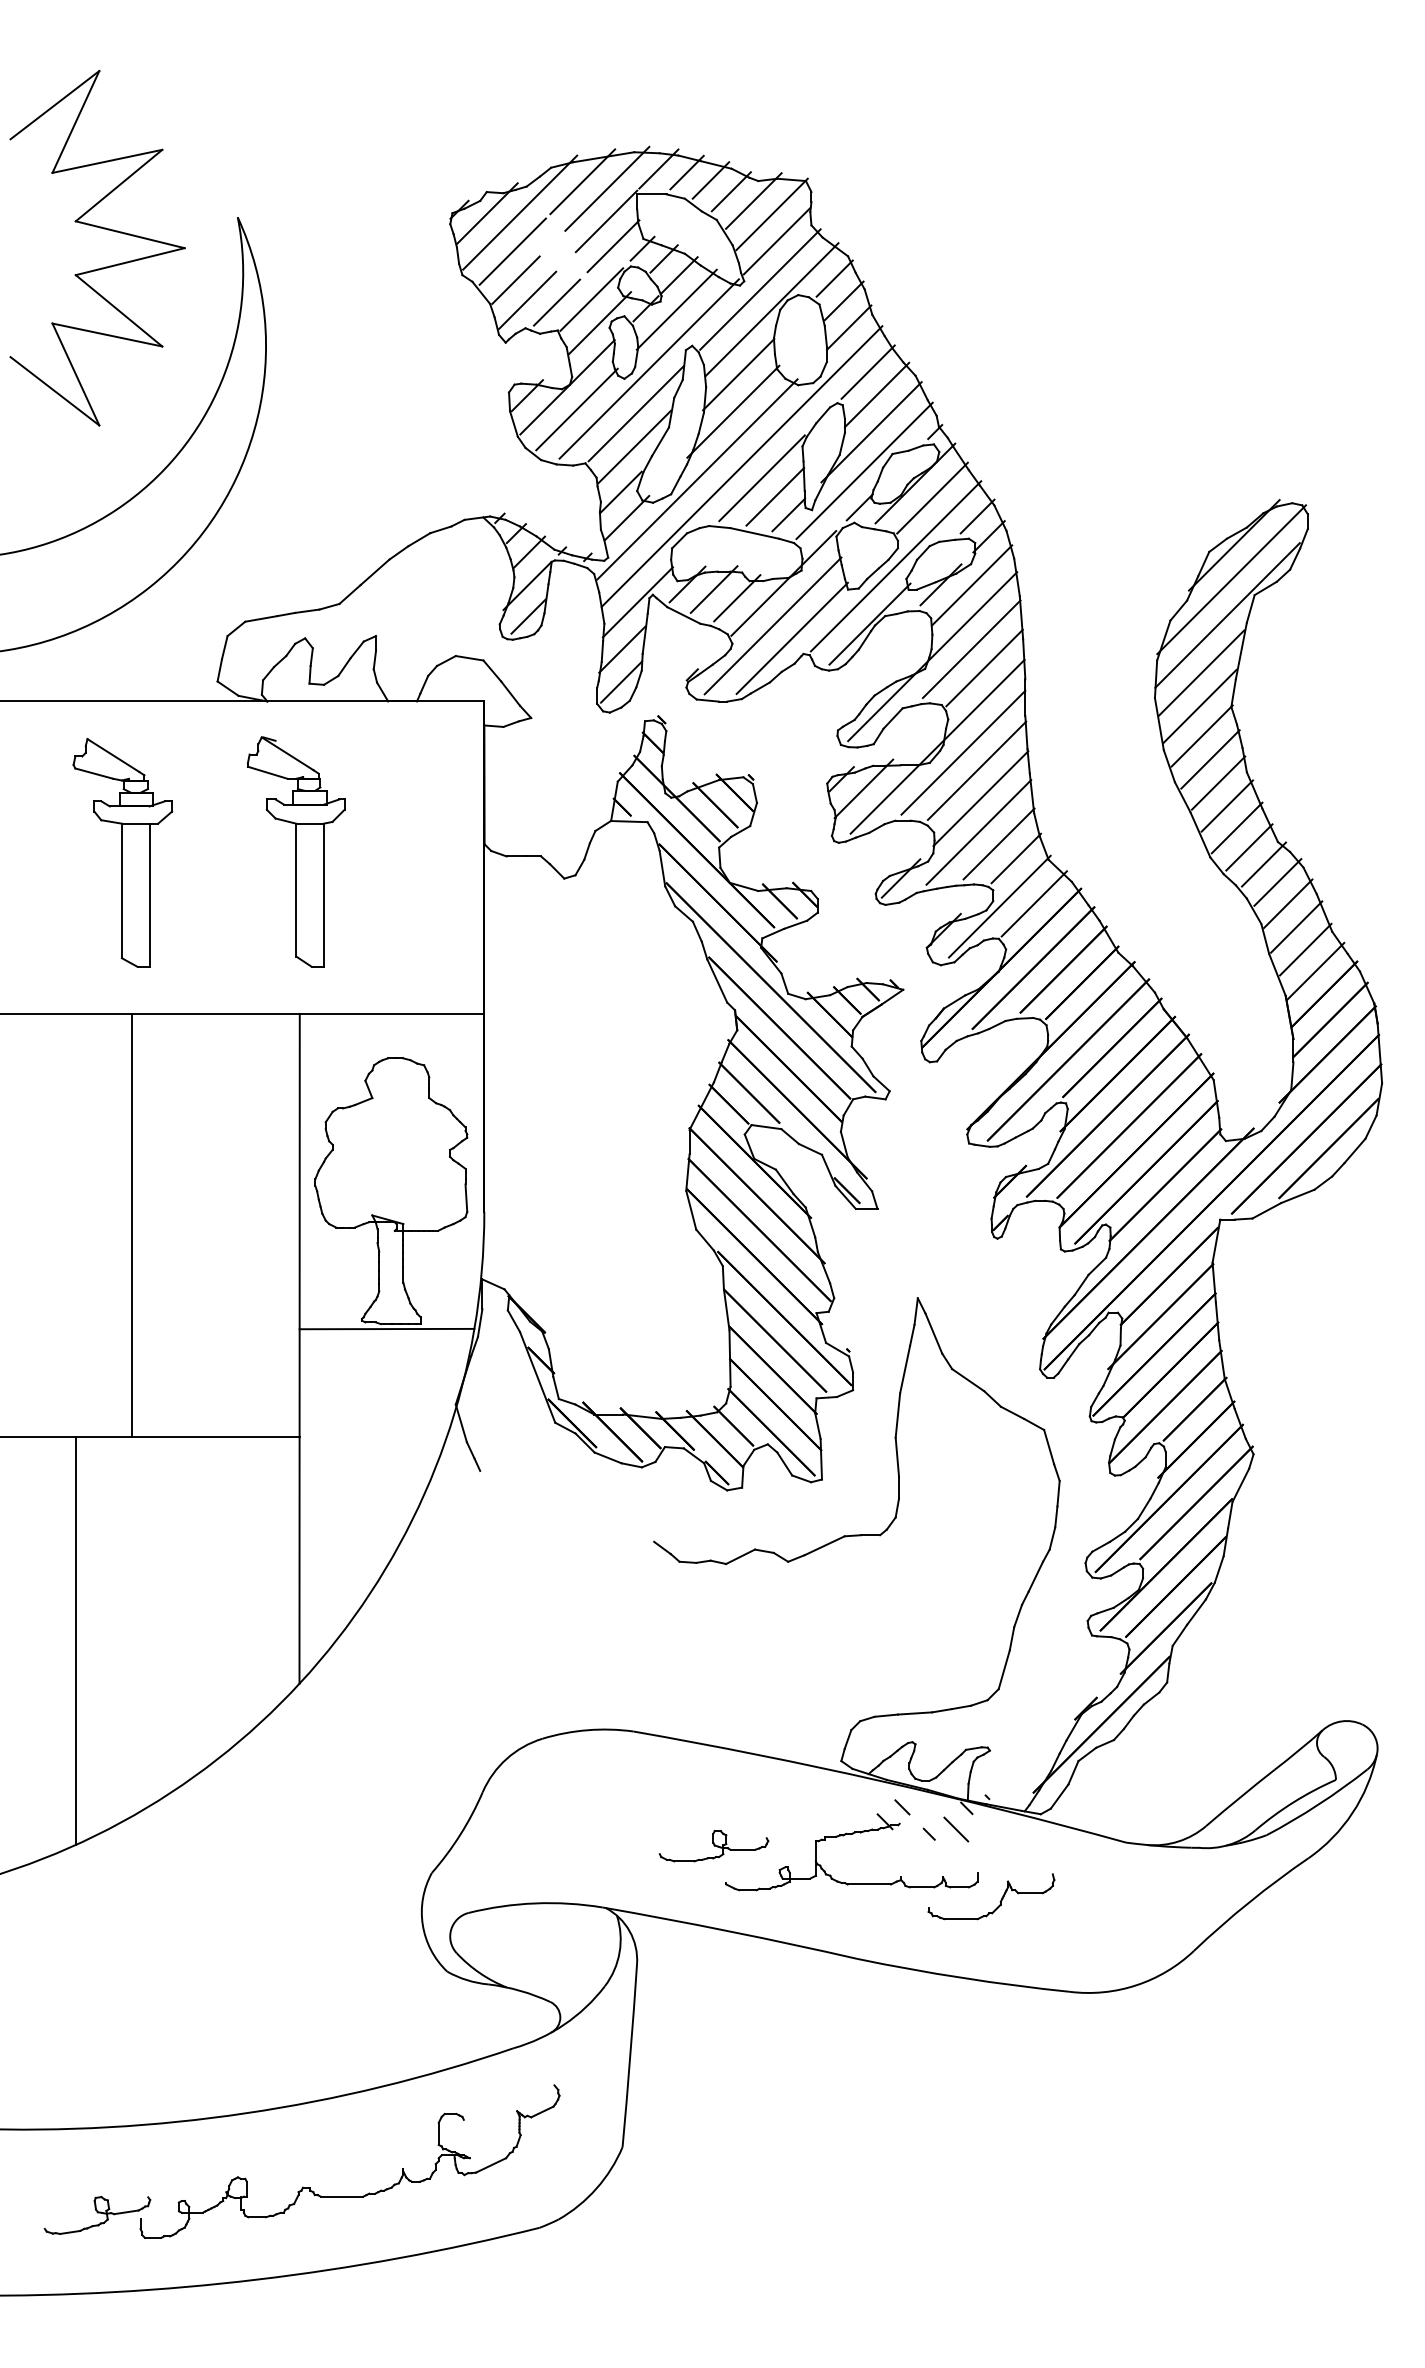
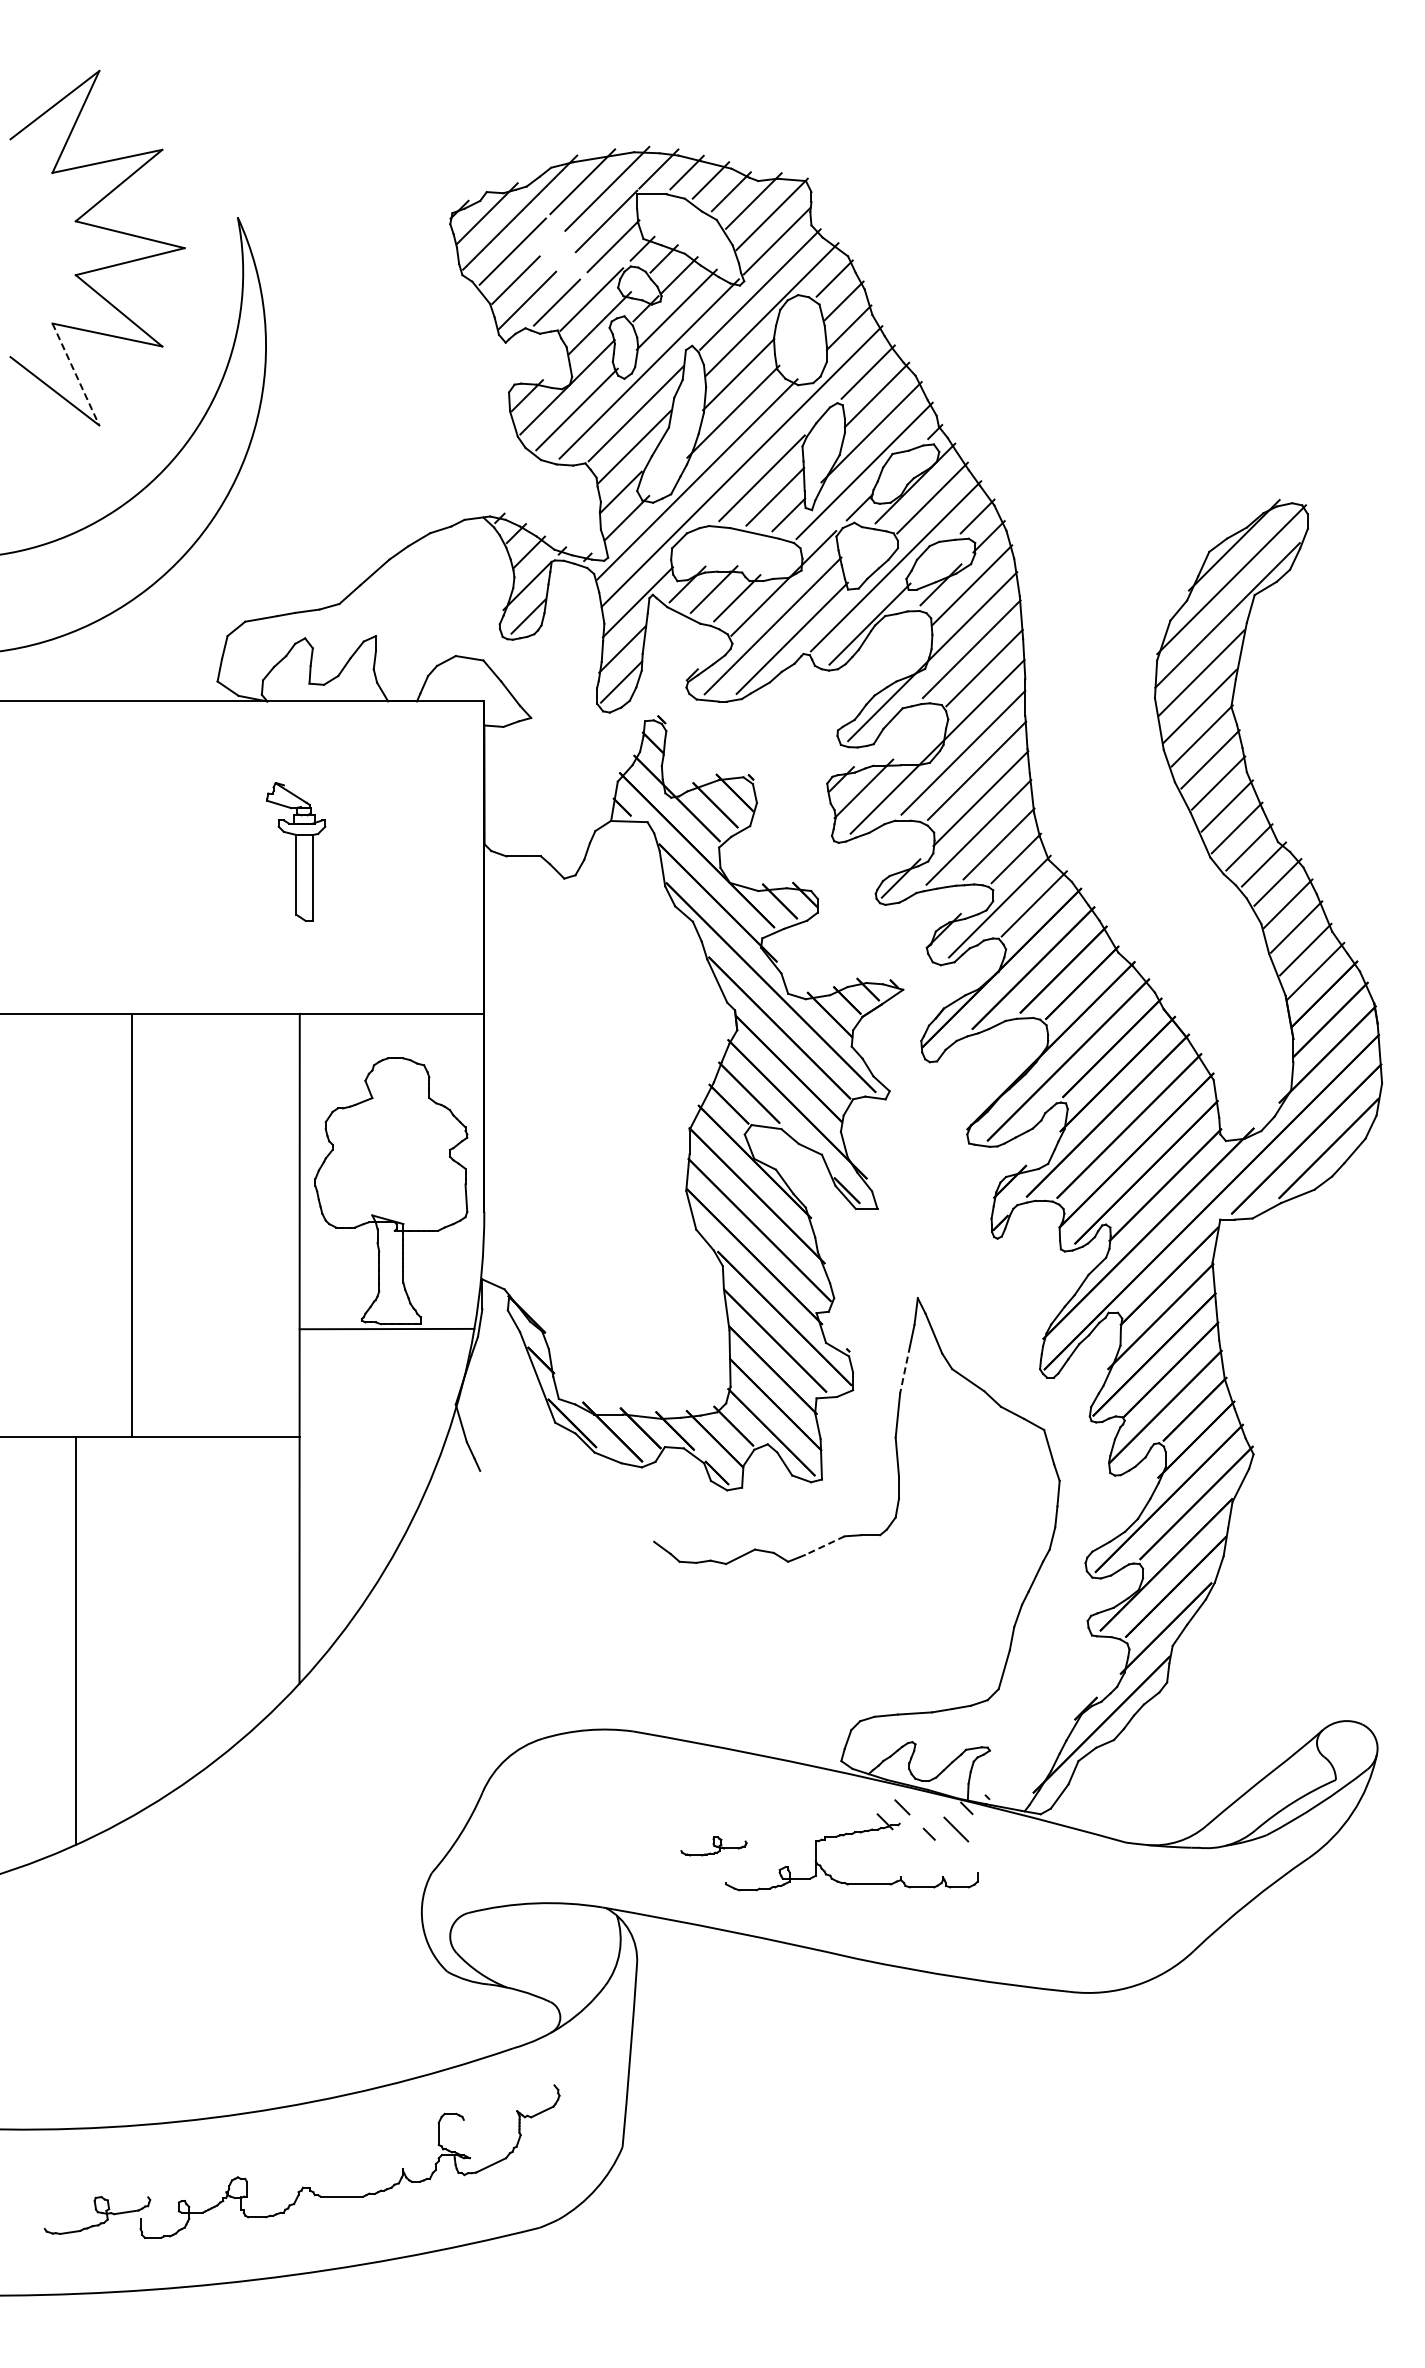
line: solid -> dashed (76, 374)
part size: 99x232 px -> 61x140 px (296, 851)
part: present -> none (122, 852)
line: solid -> dashed (905, 1370)
line: solid -> dashed (824, 1545)
part size: 112x33 px -> 68x21 px (713, 1846)
part: present -> none (1000, 1900)
